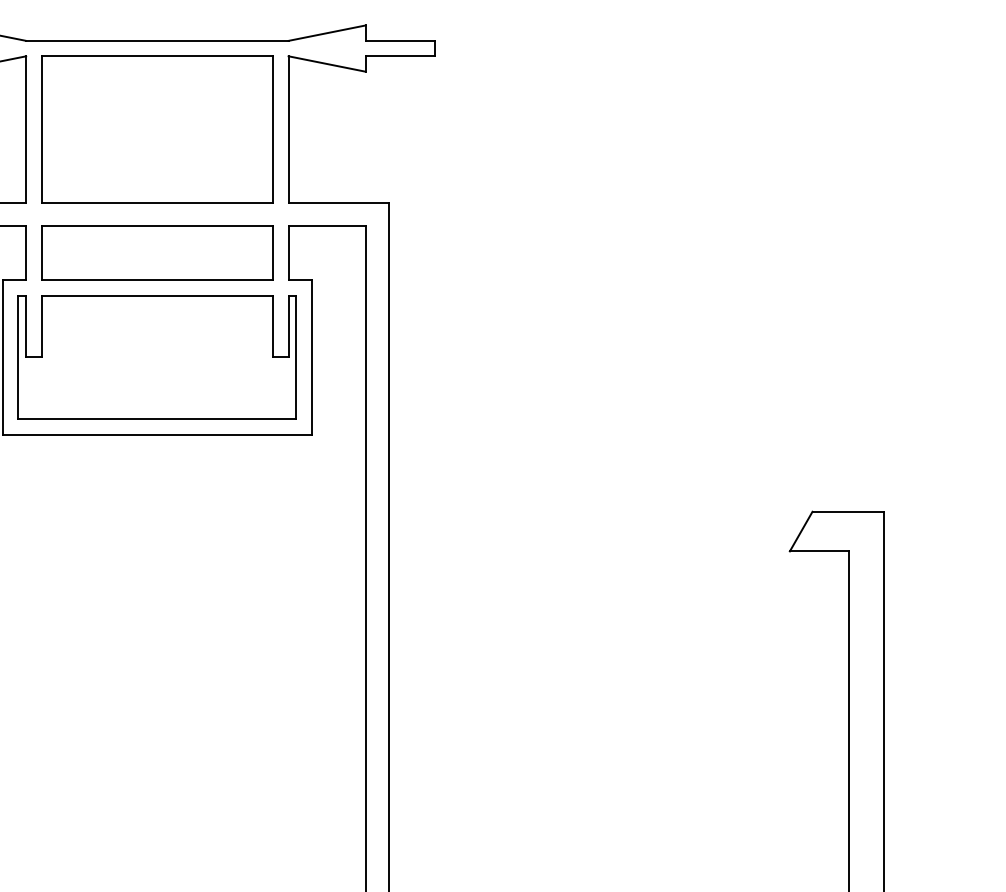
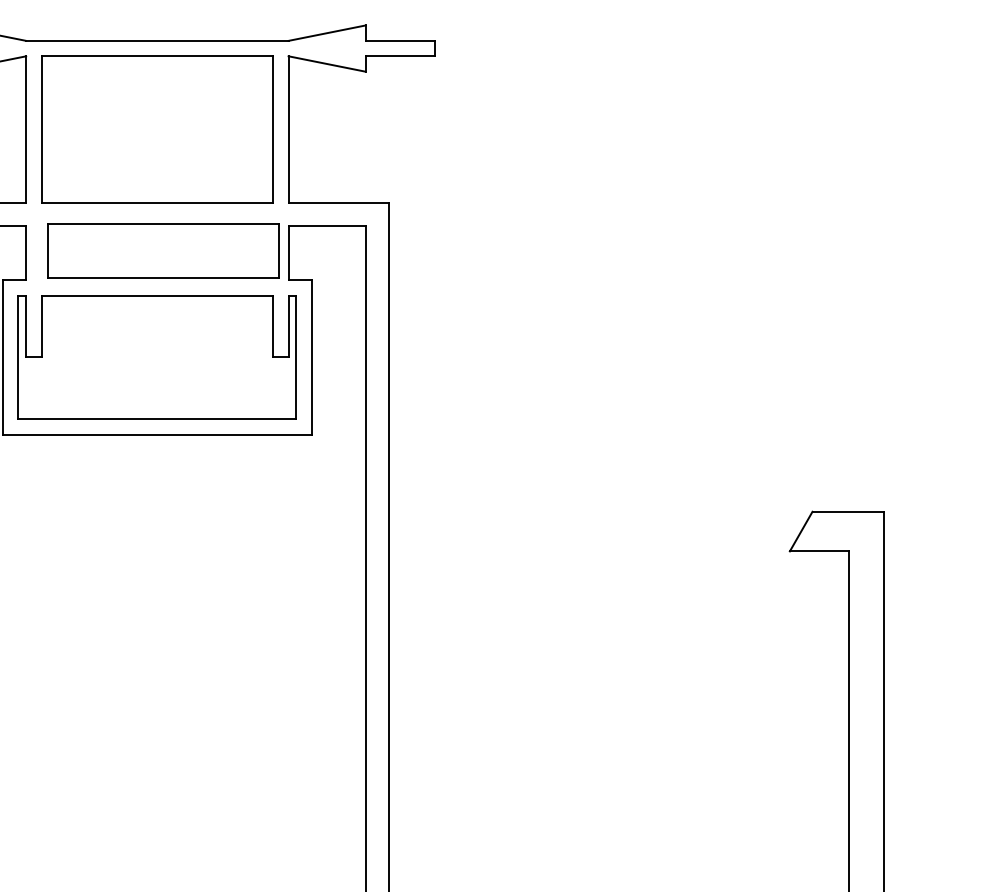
part position: (157, 252) -> (163, 250) (163, 250)
